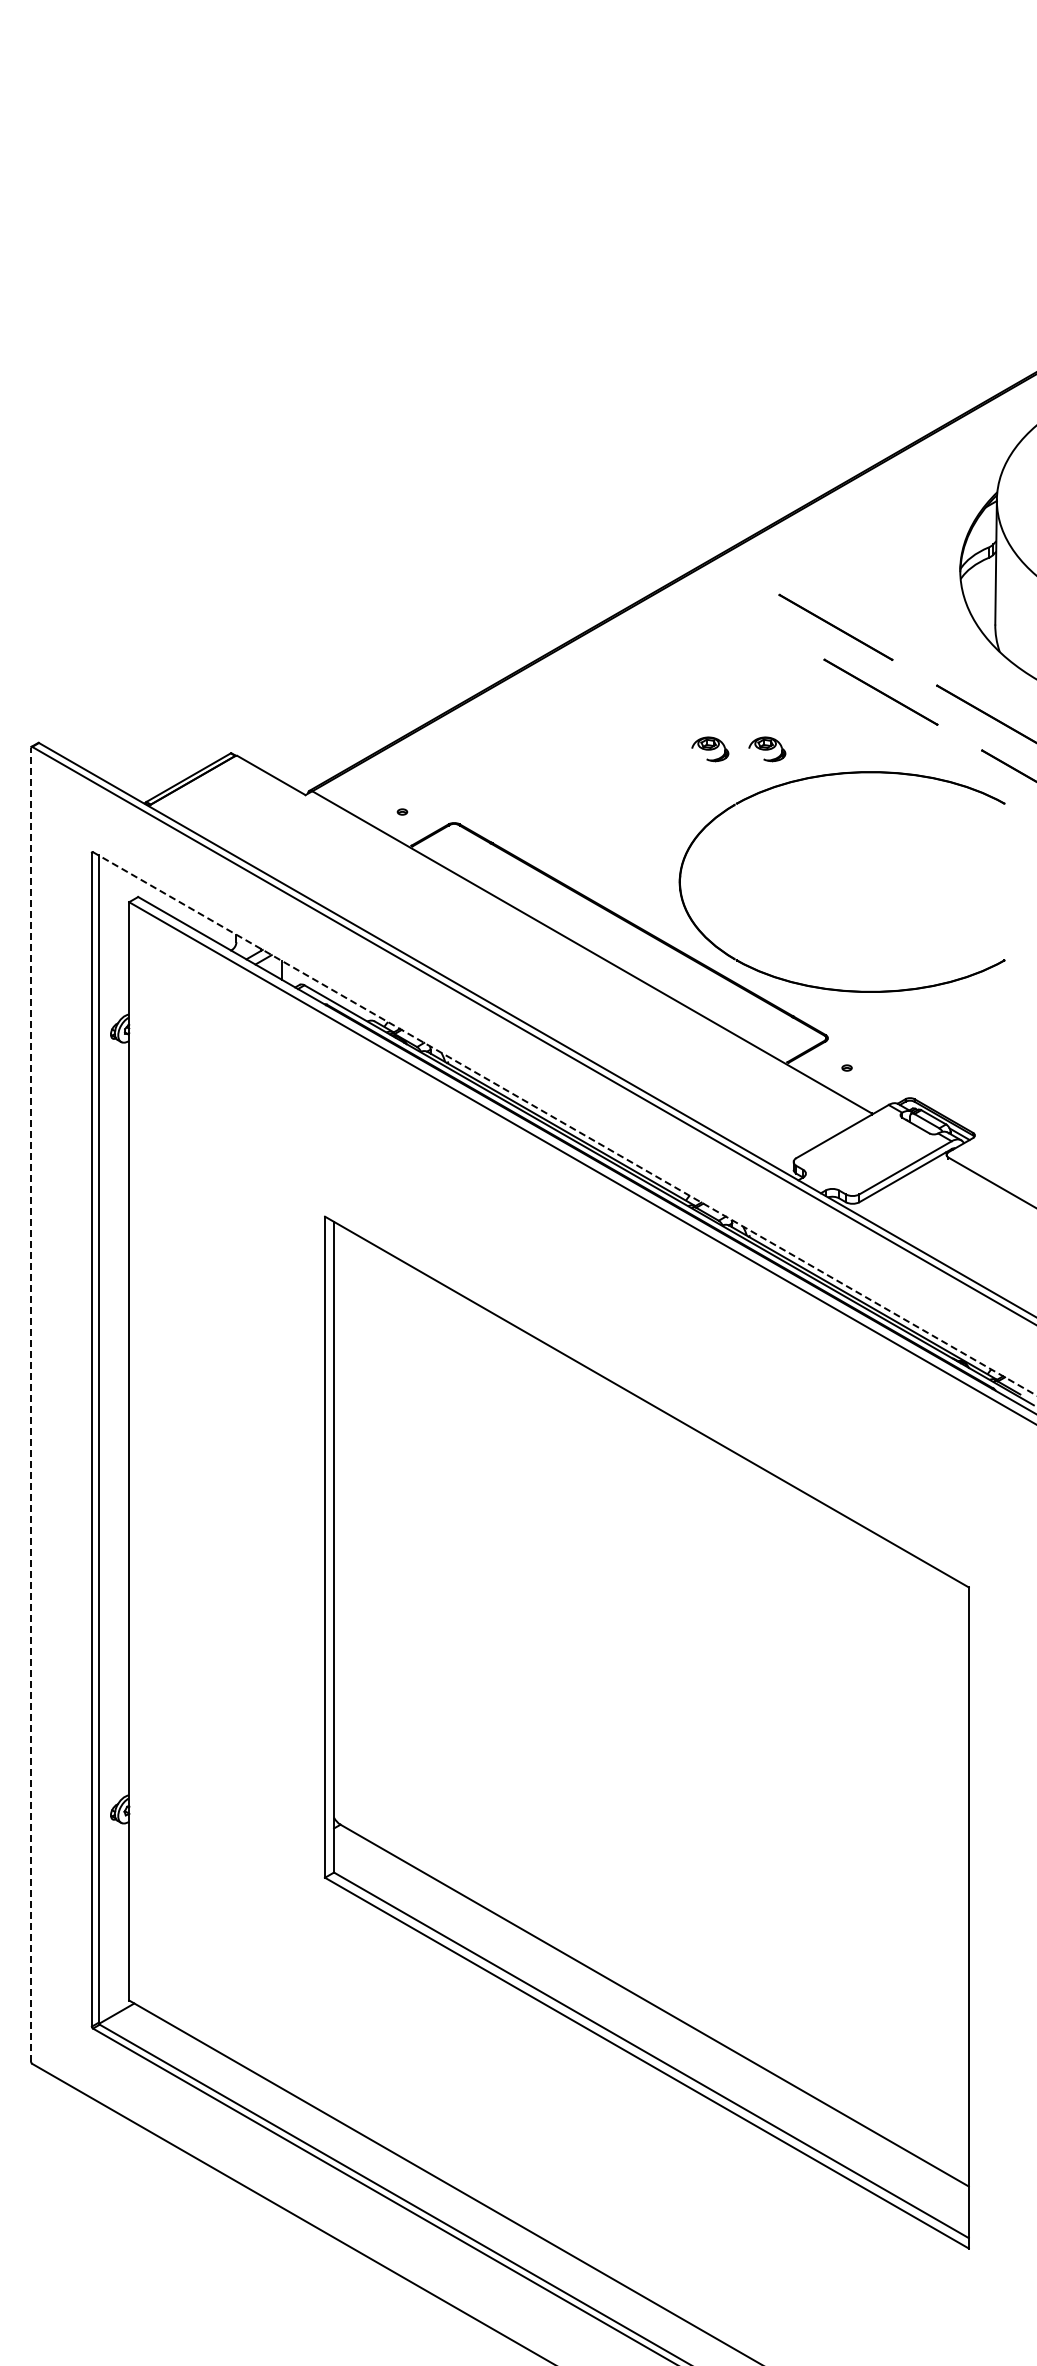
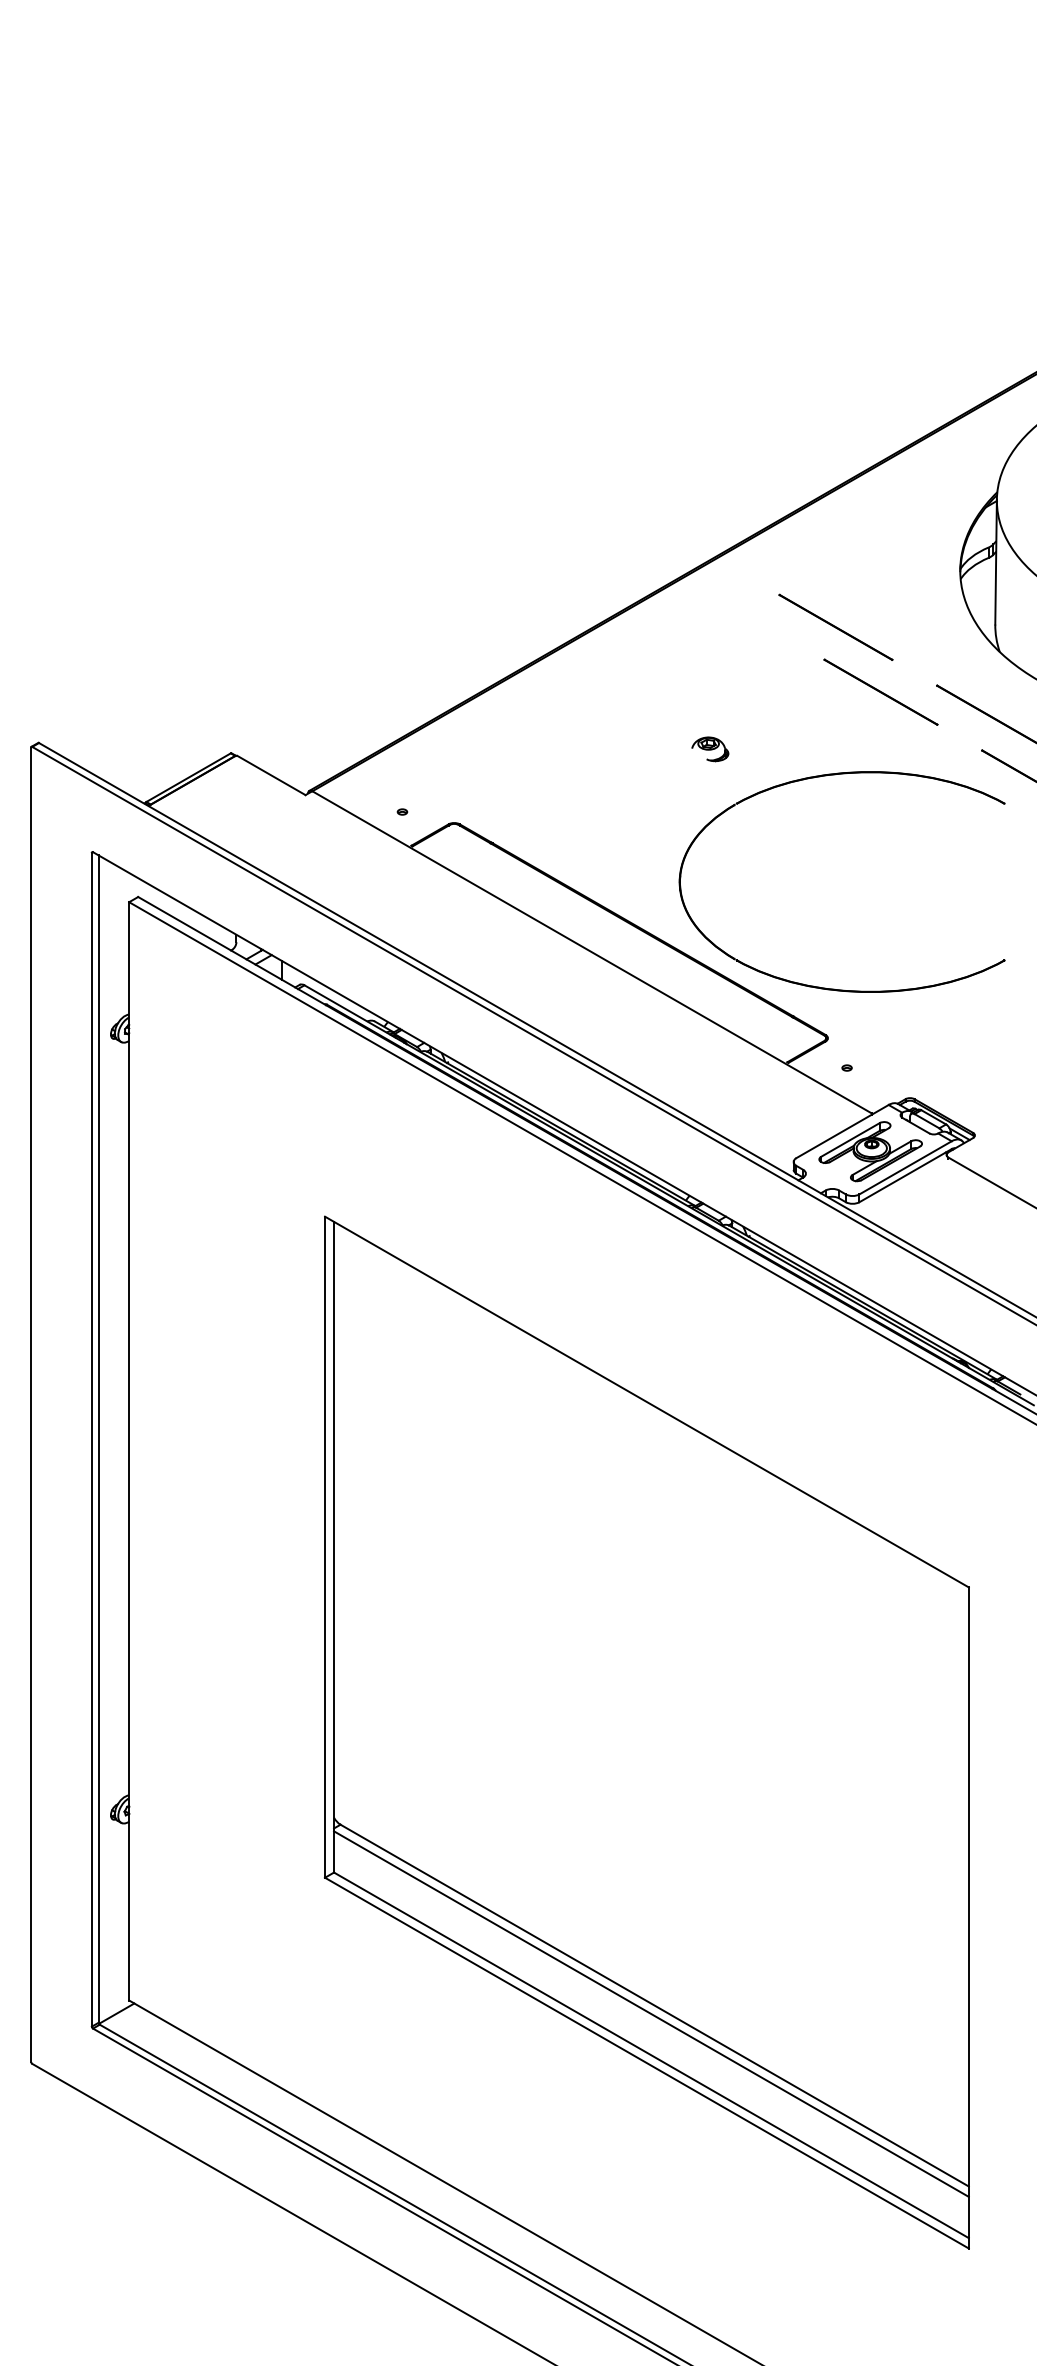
part: present -> none (767, 749)
line: dashed -> solid (565, 1124)
part: none -> present (870, 1151)
line: dashed -> solid (31, 1404)
line: none -> present (651, 2013)
